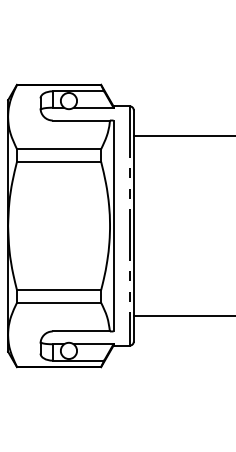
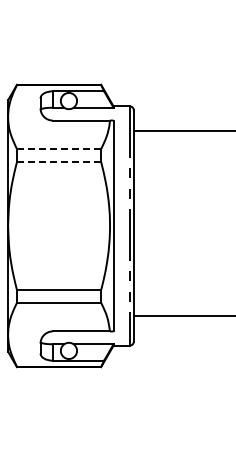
line position: (182, 135) -> (182, 130) (182, 130)
line: solid -> dashed (58, 149)
line: solid -> dashed (59, 161)
